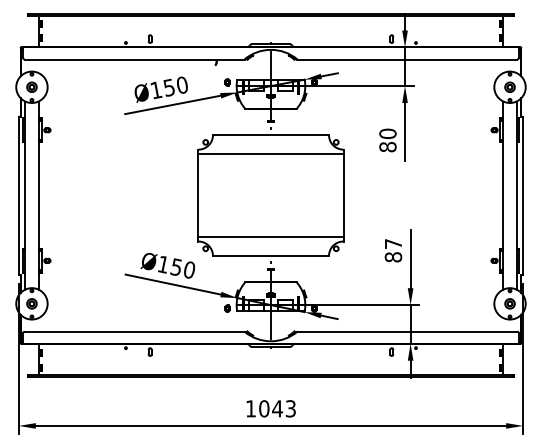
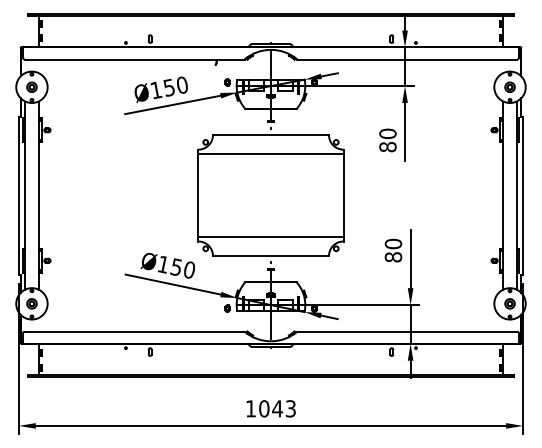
text: 87 -> 80 (393, 243)
